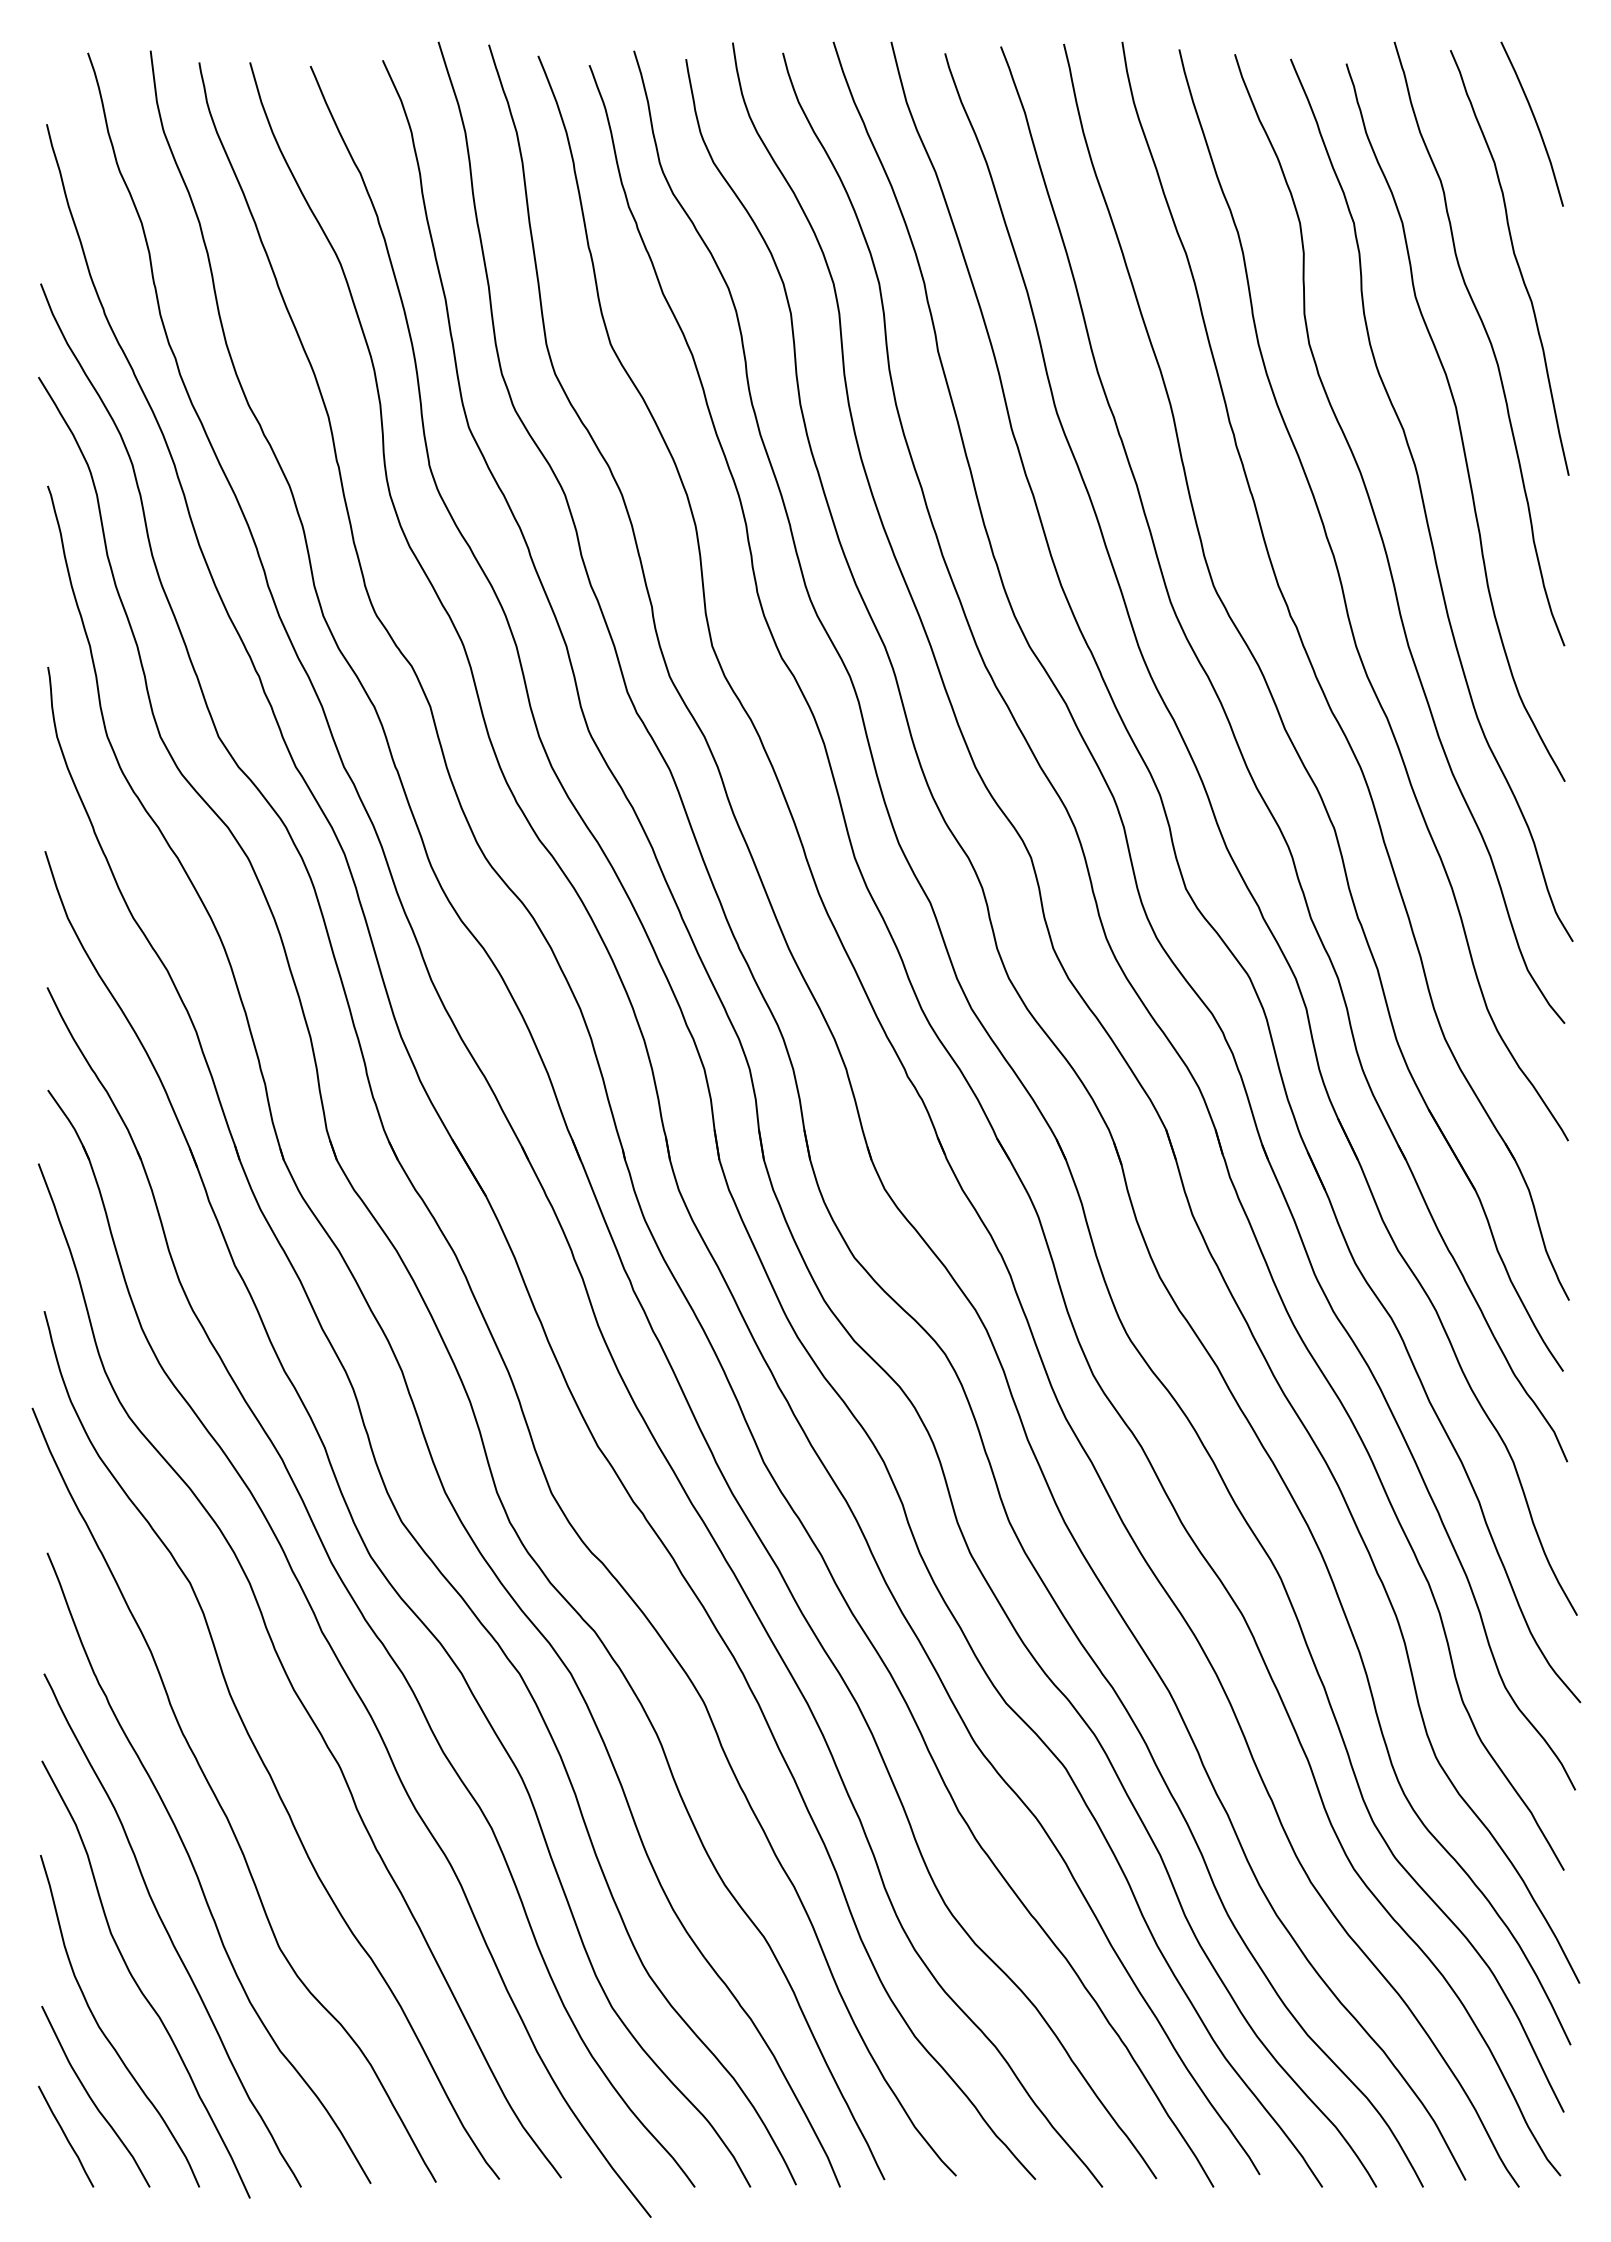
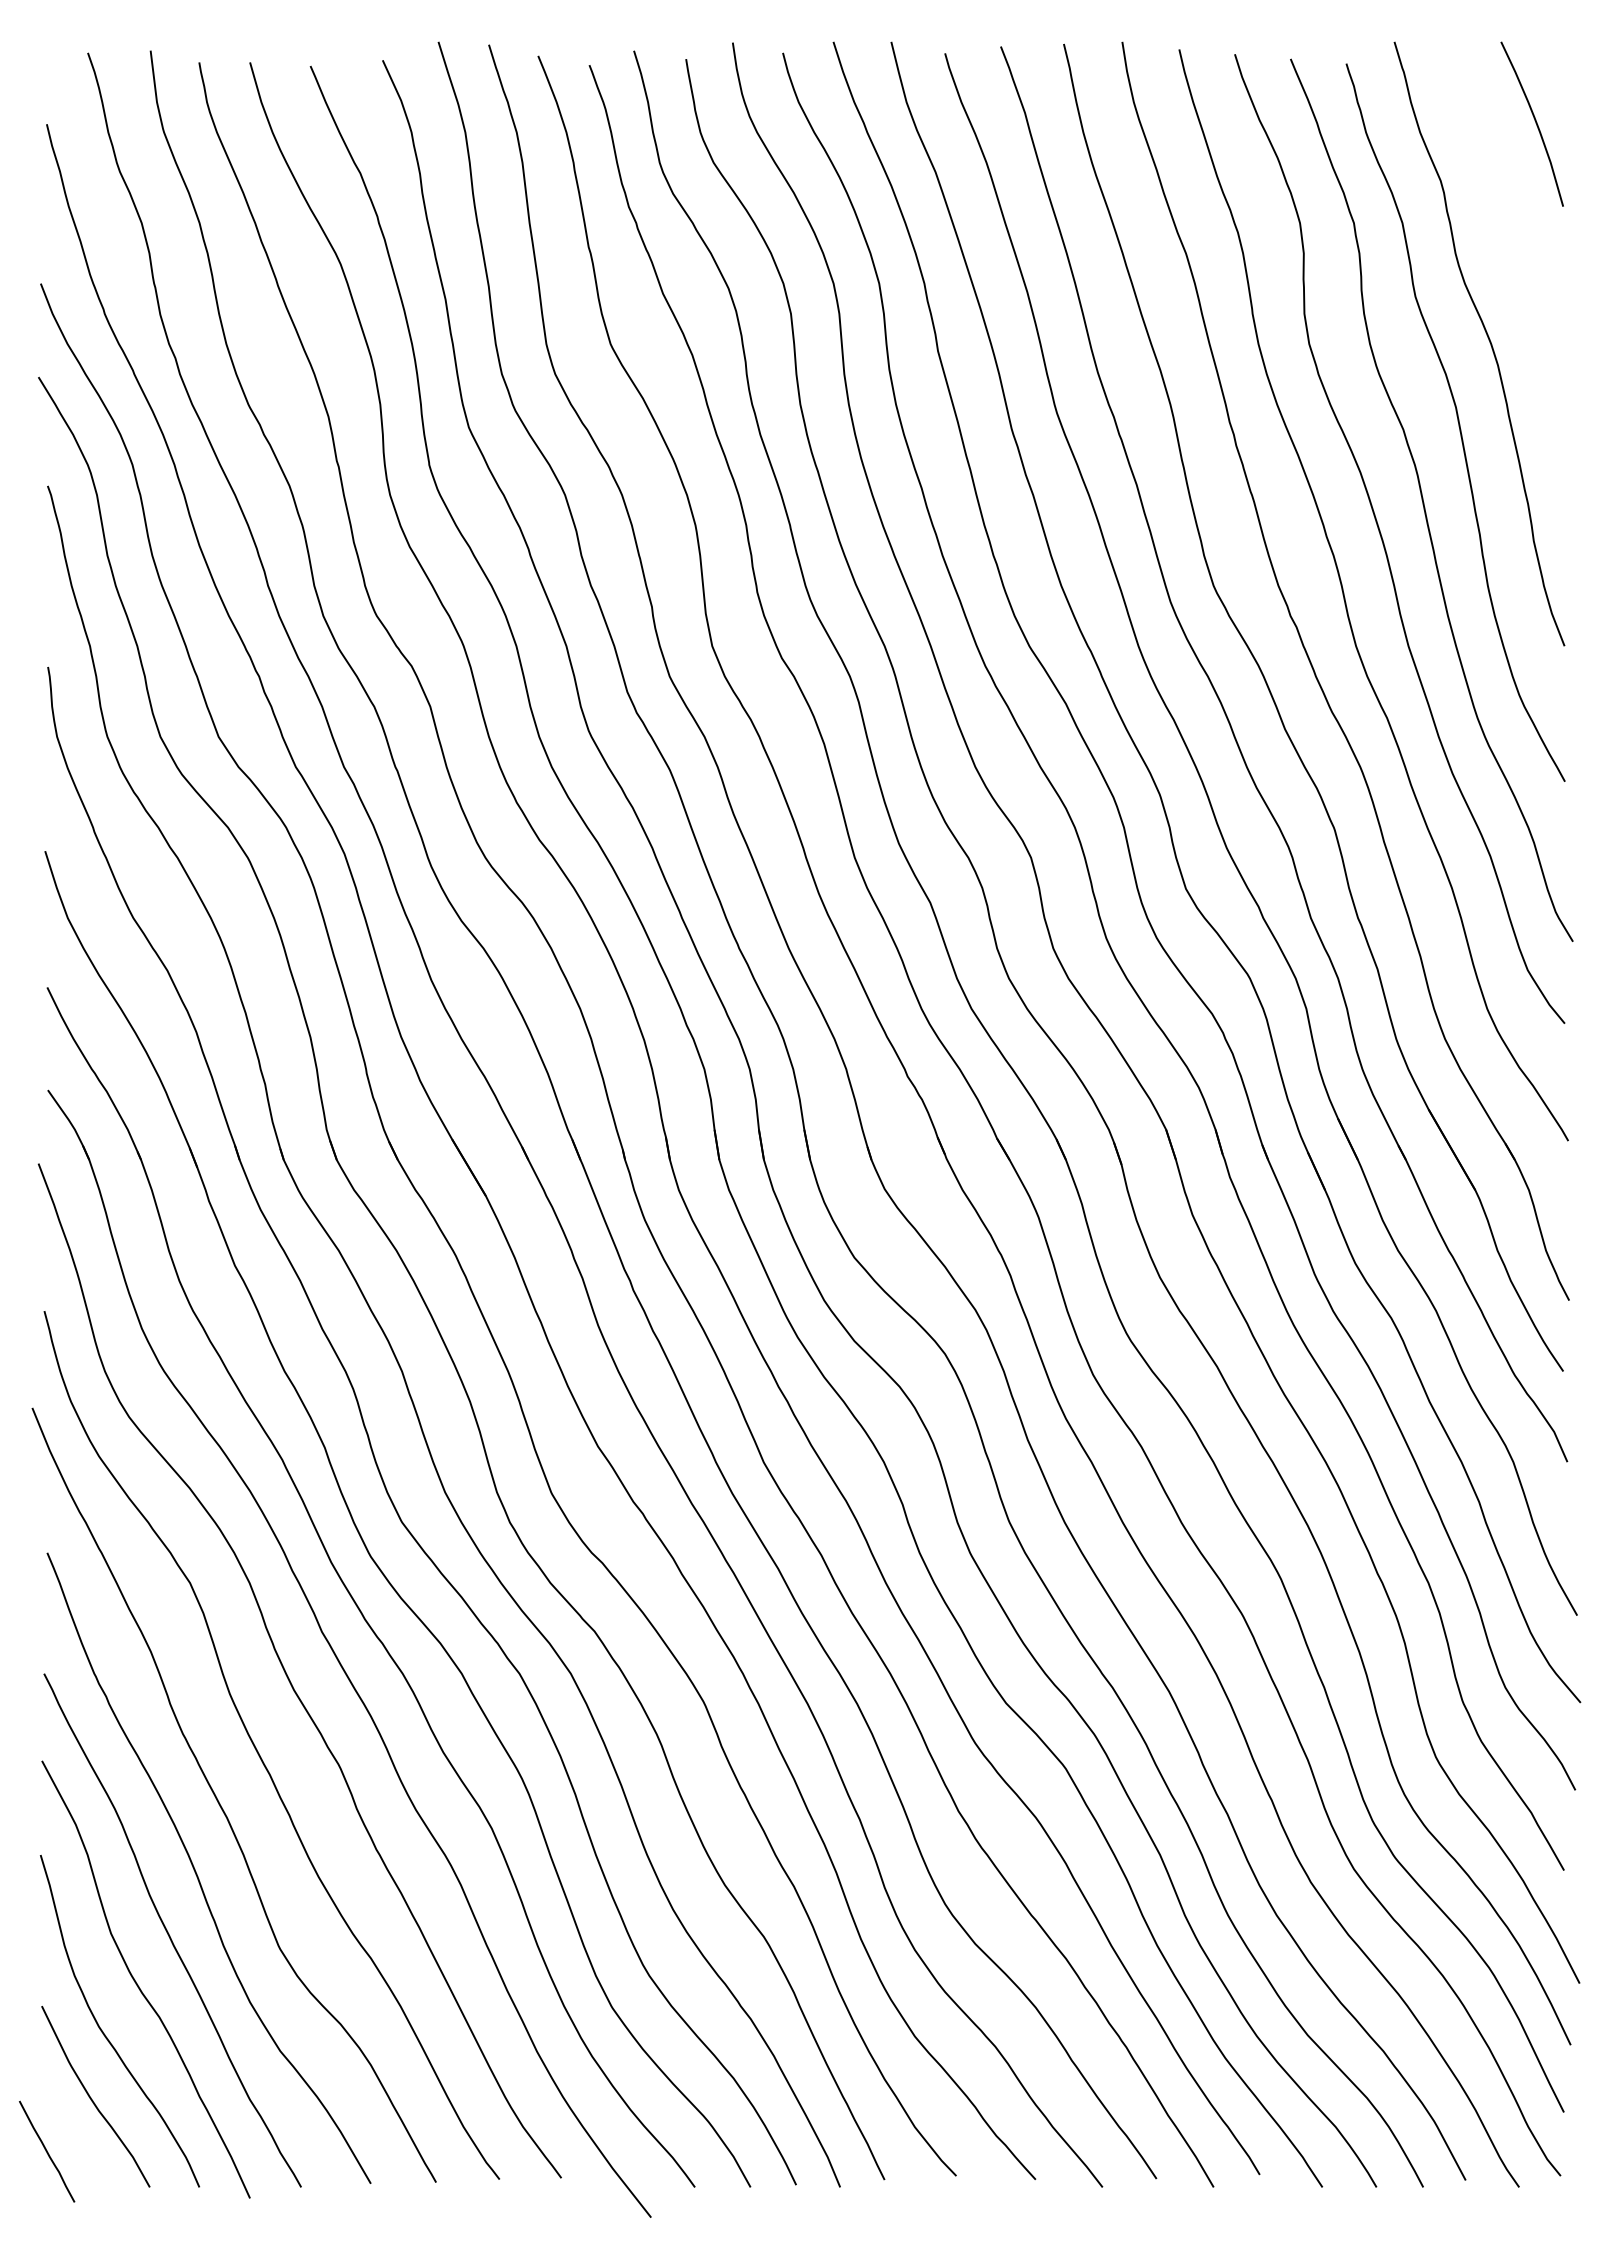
curve: present -> none (1515, 260)
line position: (66, 2136) -> (47, 2151) (47, 2151)
